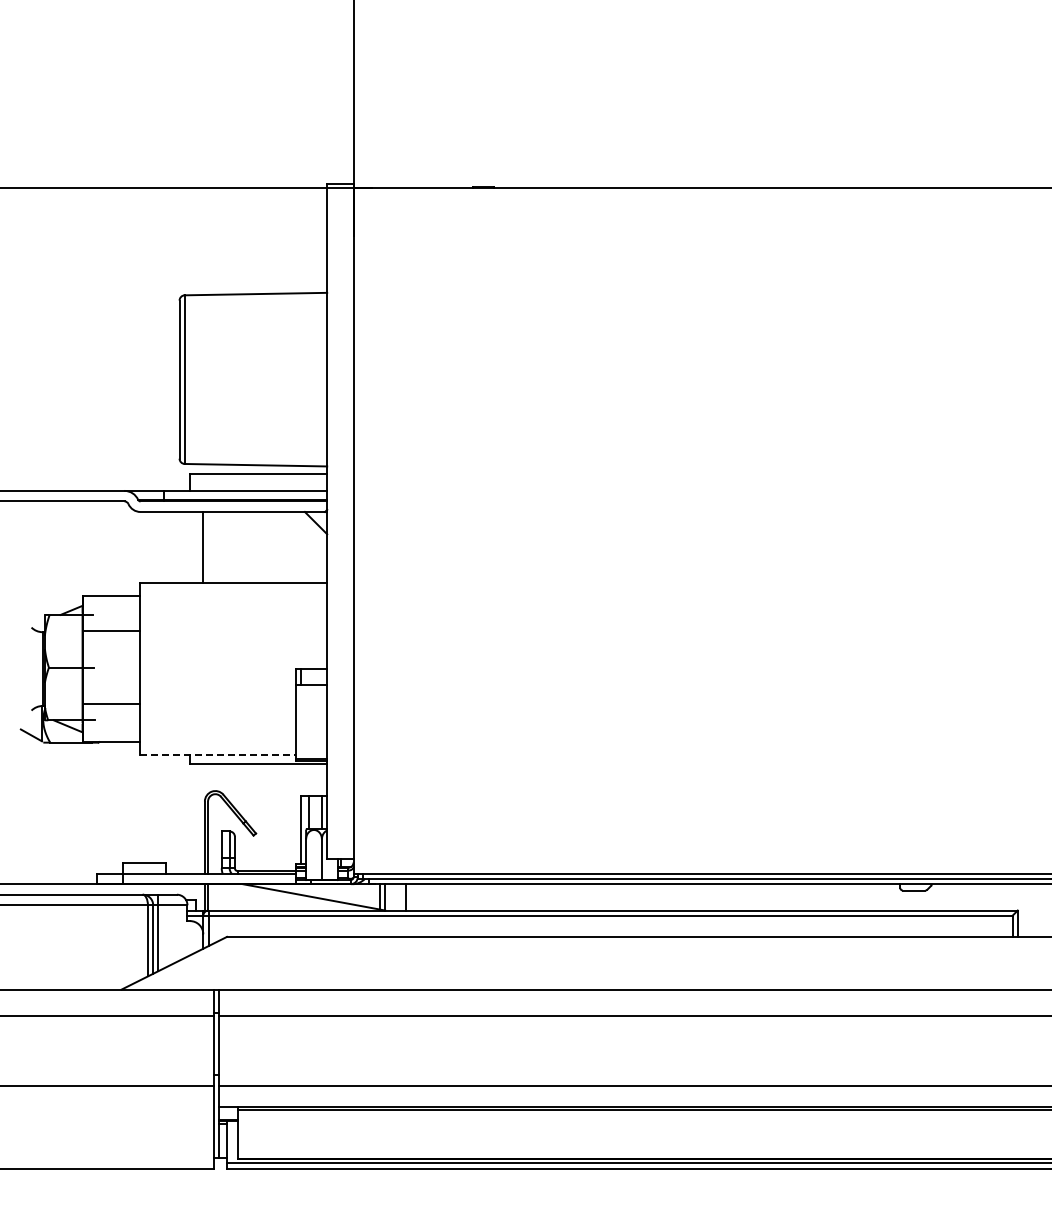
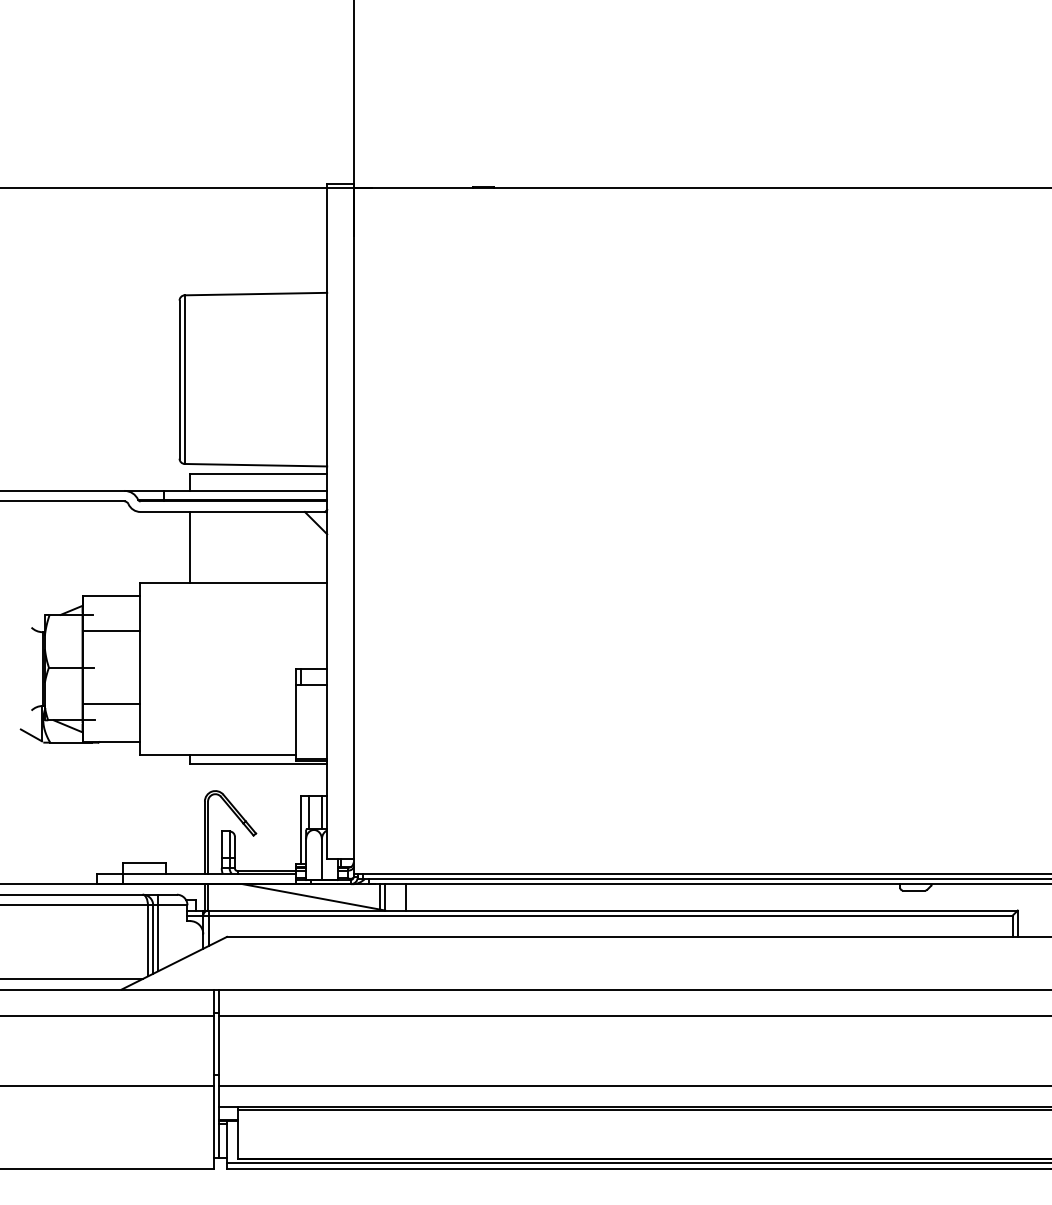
line position: (202, 547) -> (189, 547) (189, 547)
line: dashed -> solid (217, 755)
line: none -> present (72, 979)
